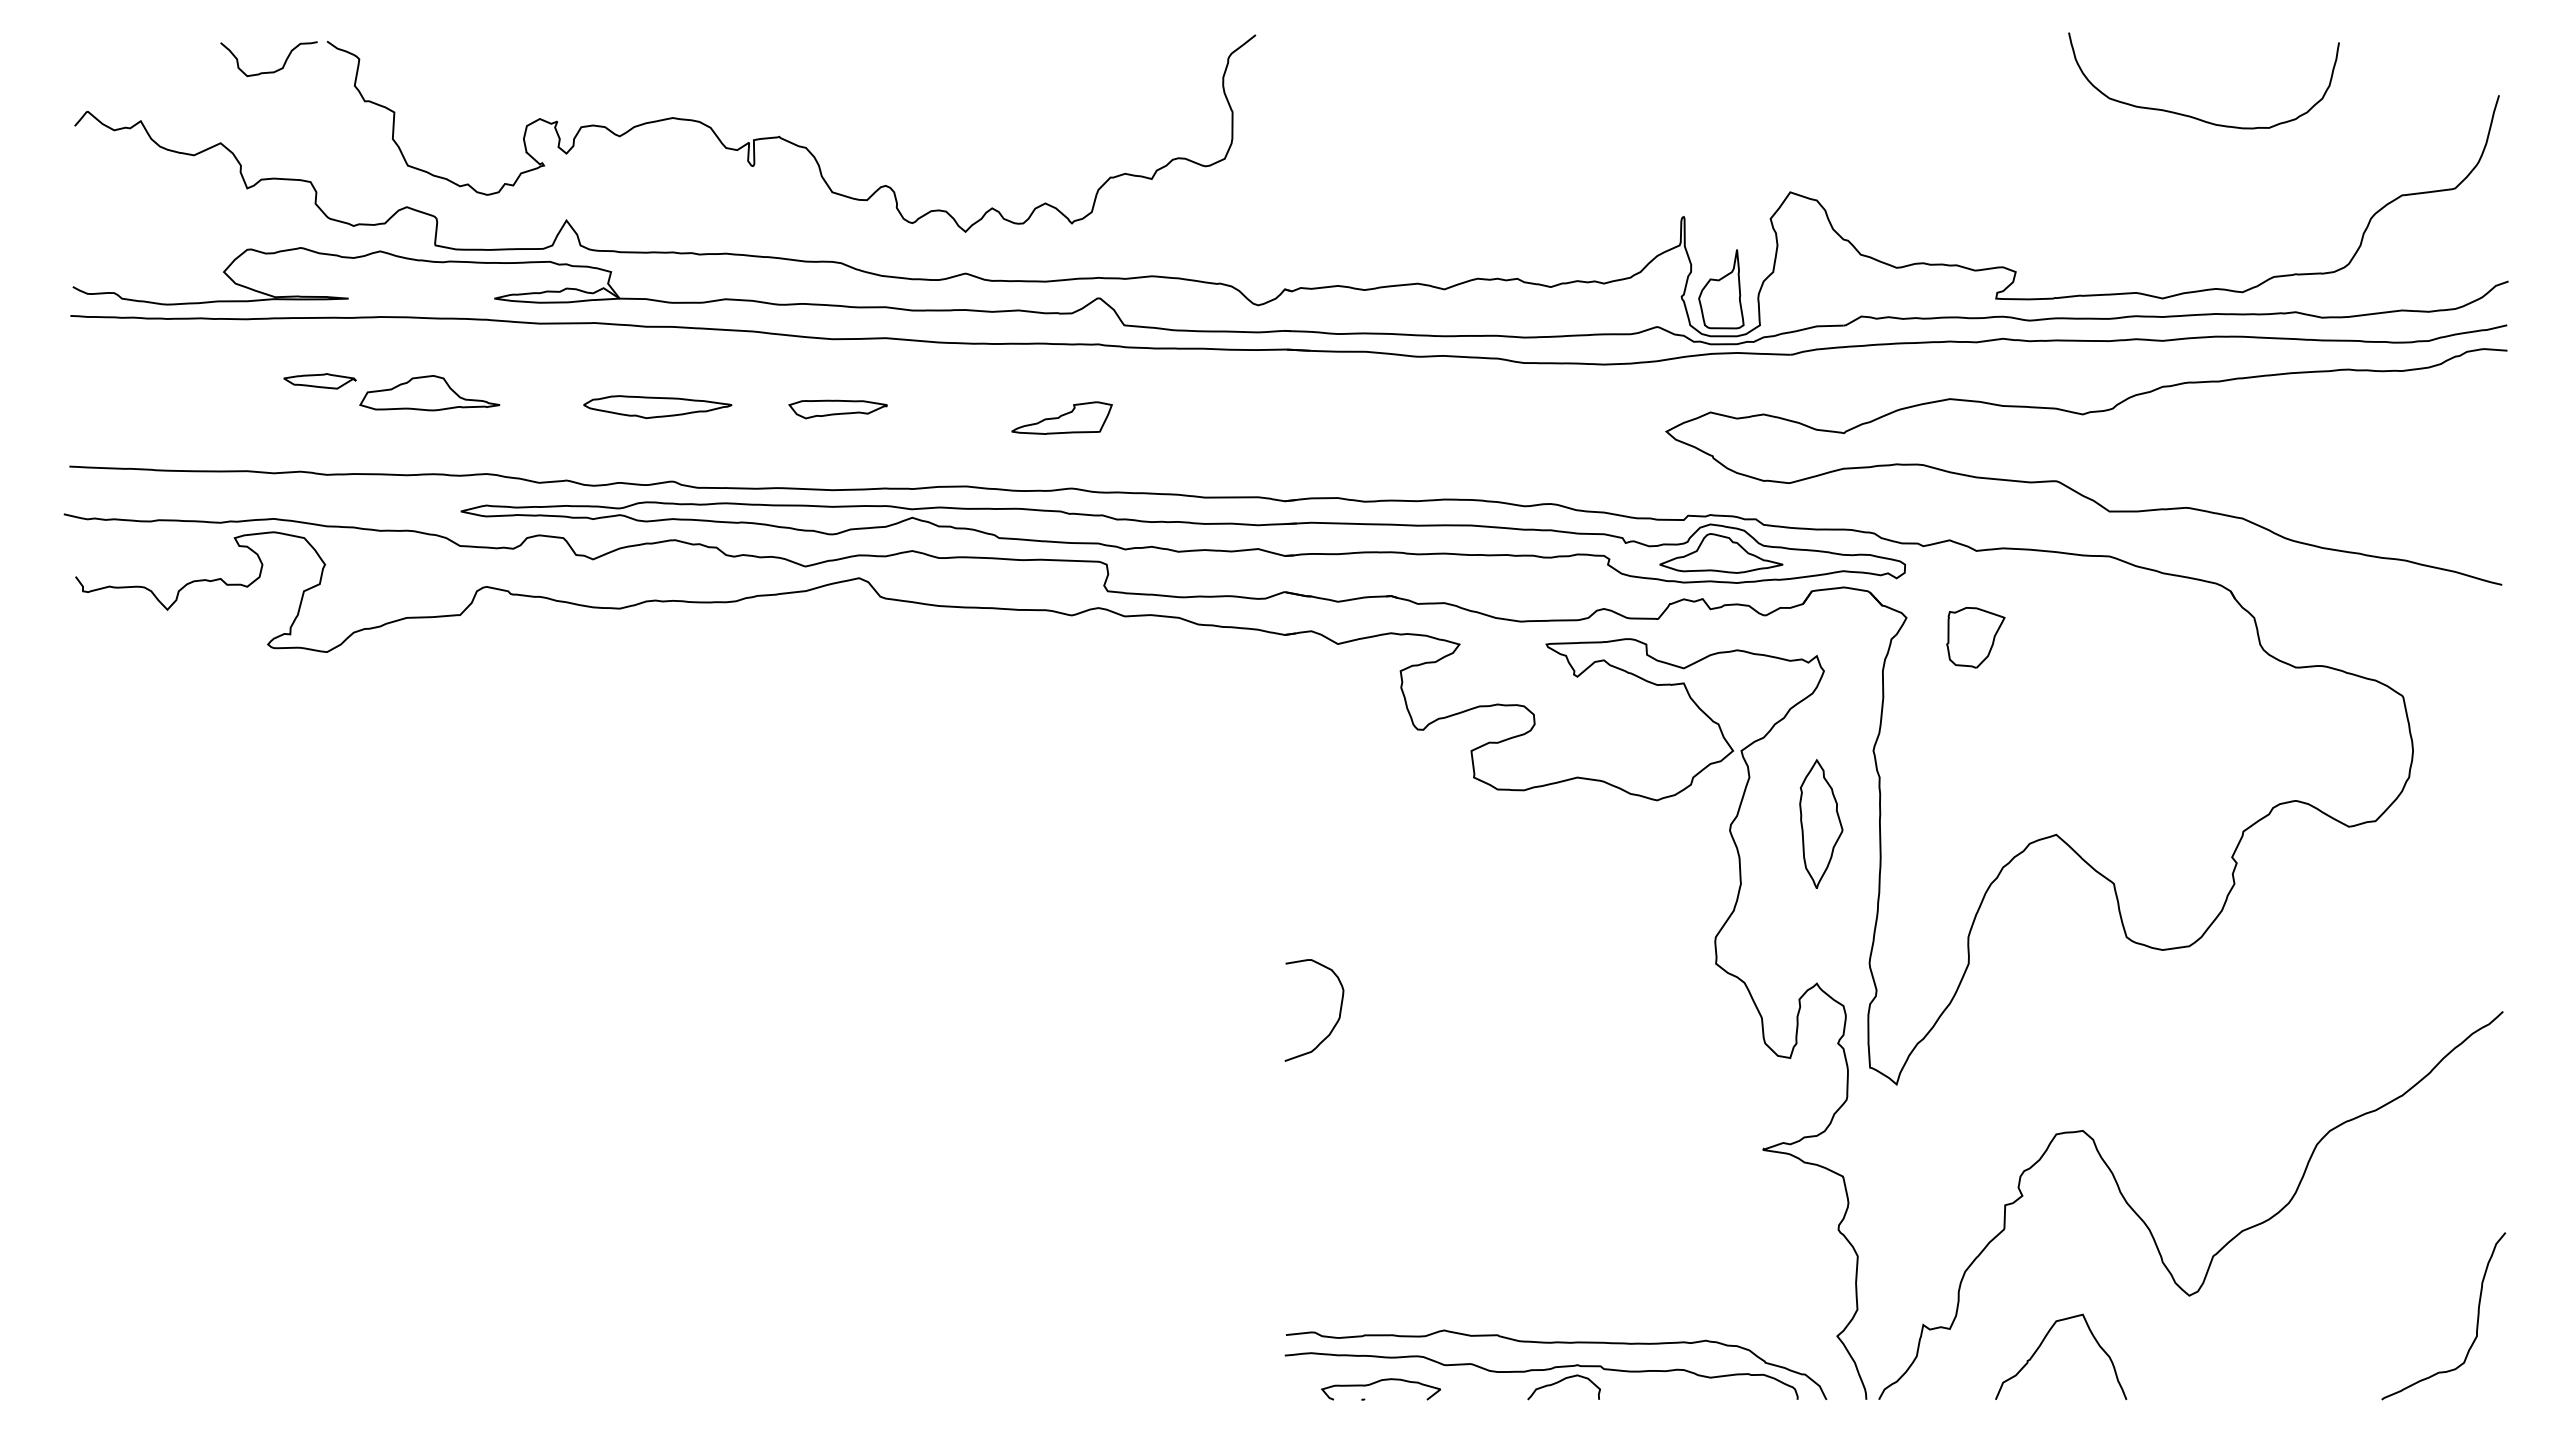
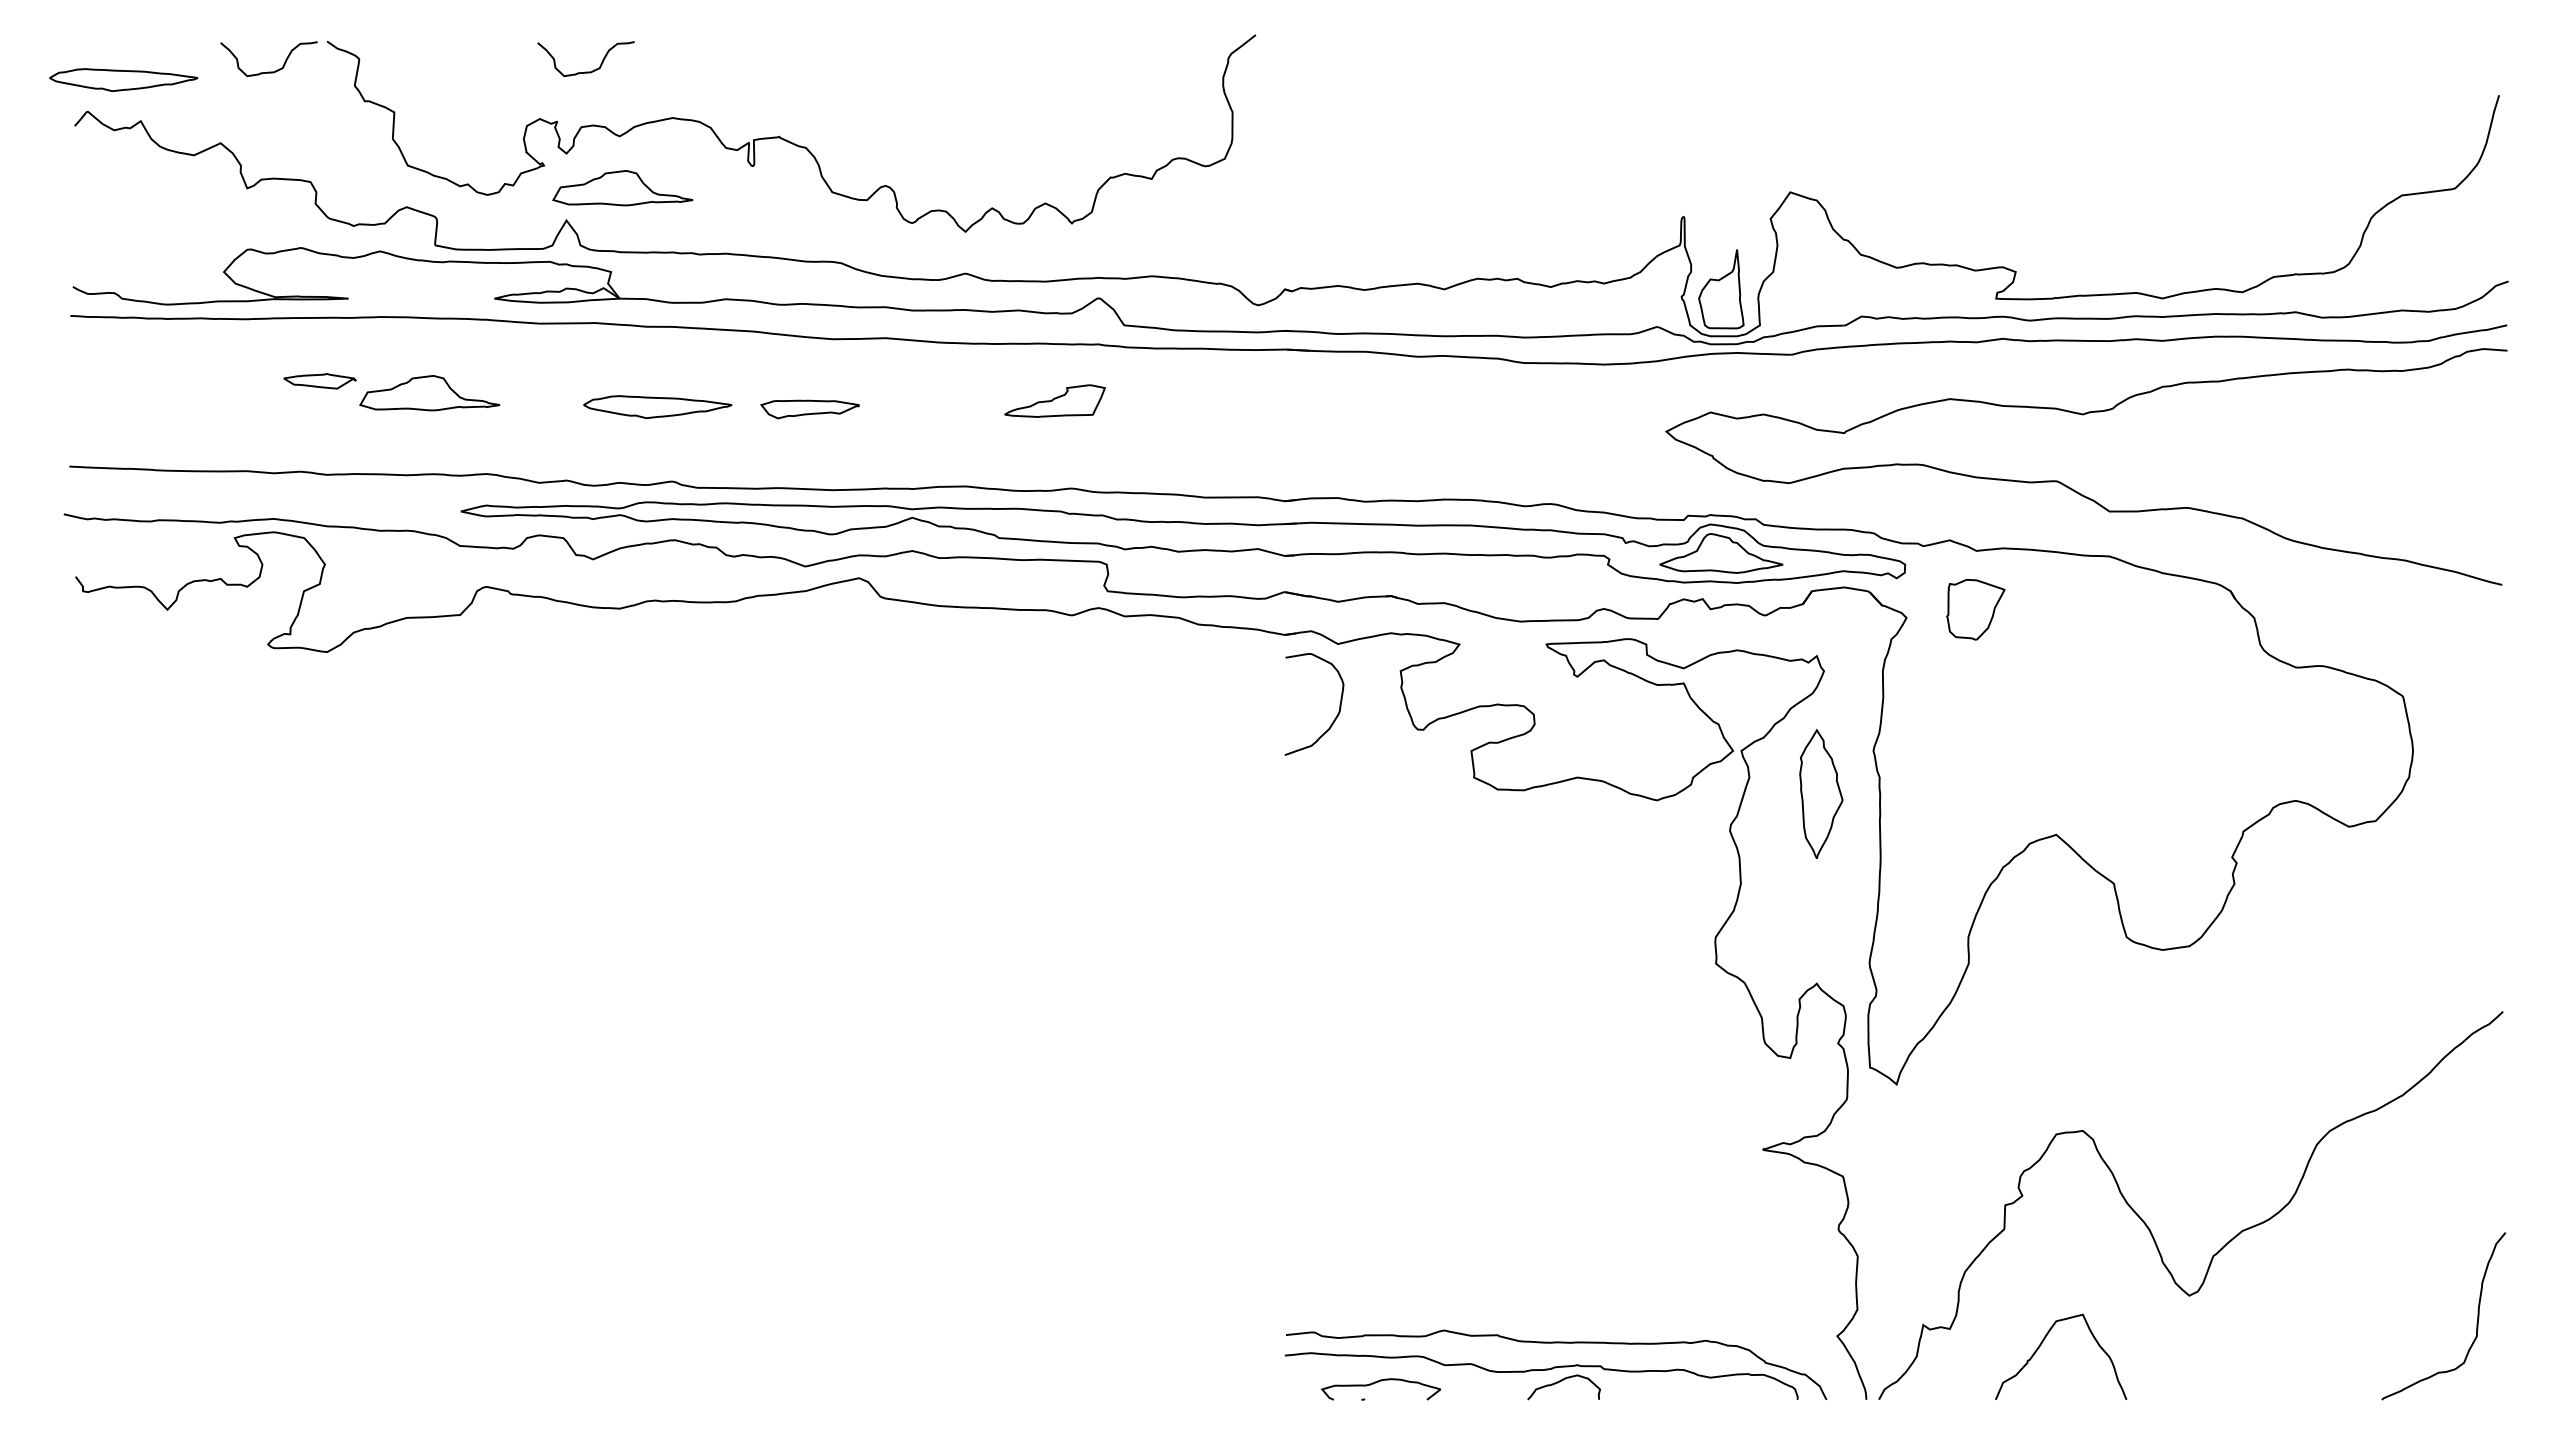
curve: none -> present (585, 71)
part: none -> present (123, 80)
curve: present -> none (2190, 115)
part: none -> present (622, 188)
part position: (837, 409) -> (809, 409) (809, 409)
part position: (1061, 417) -> (1054, 400) (1054, 400)
part position: (1975, 637) -> (1975, 609) (1975, 609)
part position: (1821, 823) -> (1821, 793) (1821, 793)
curve position: (1334, 1024) -> (1334, 718) (1334, 718)
